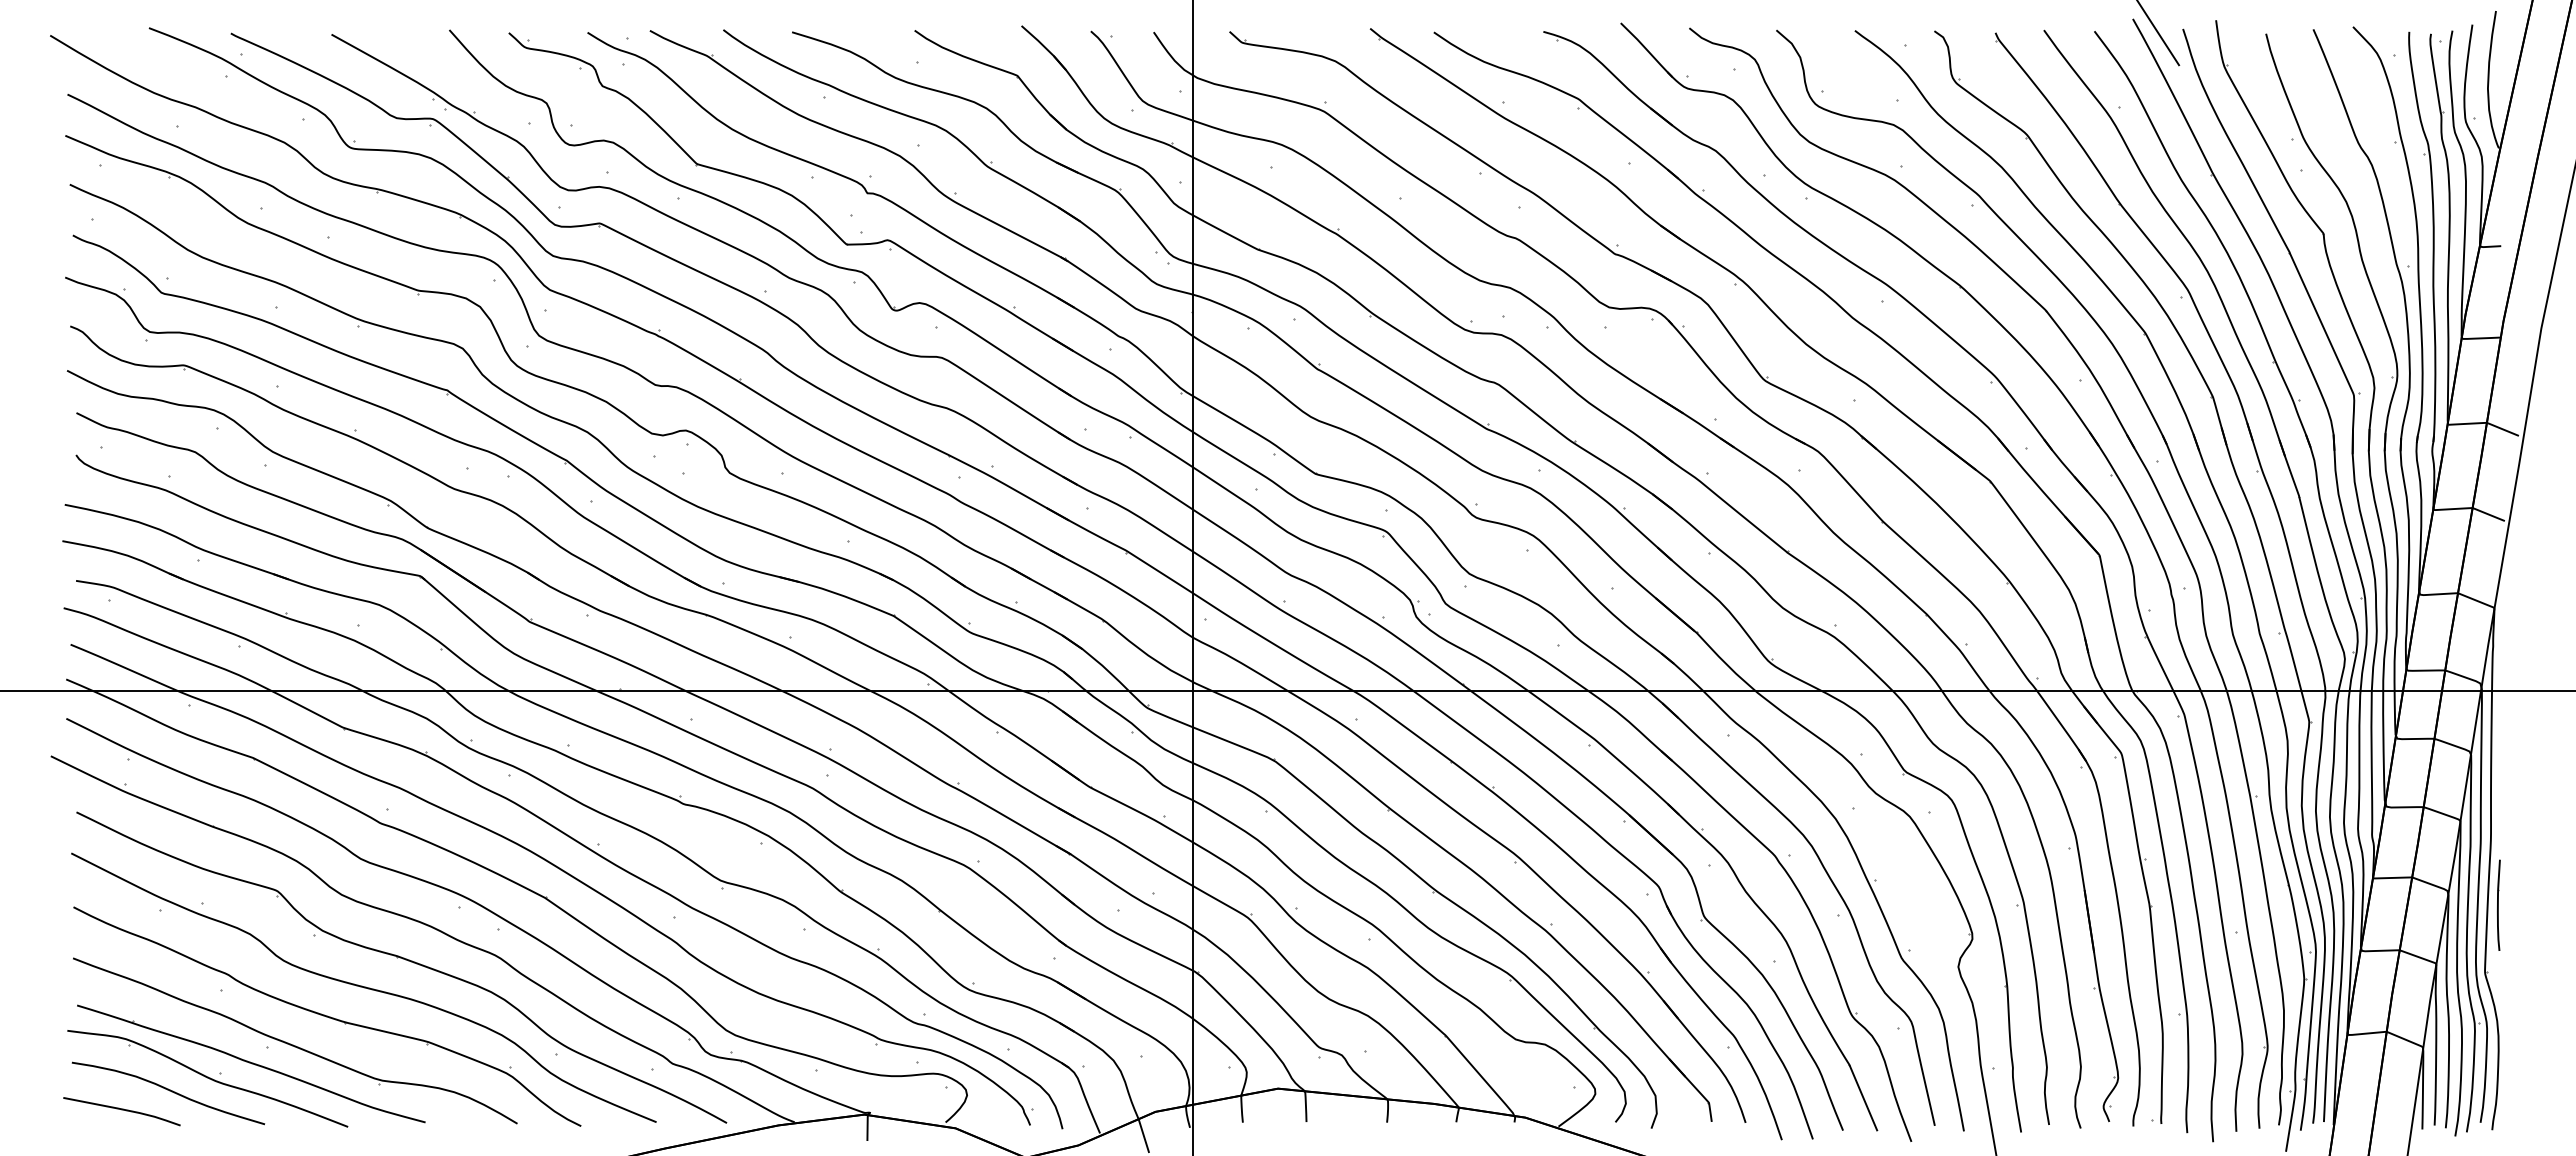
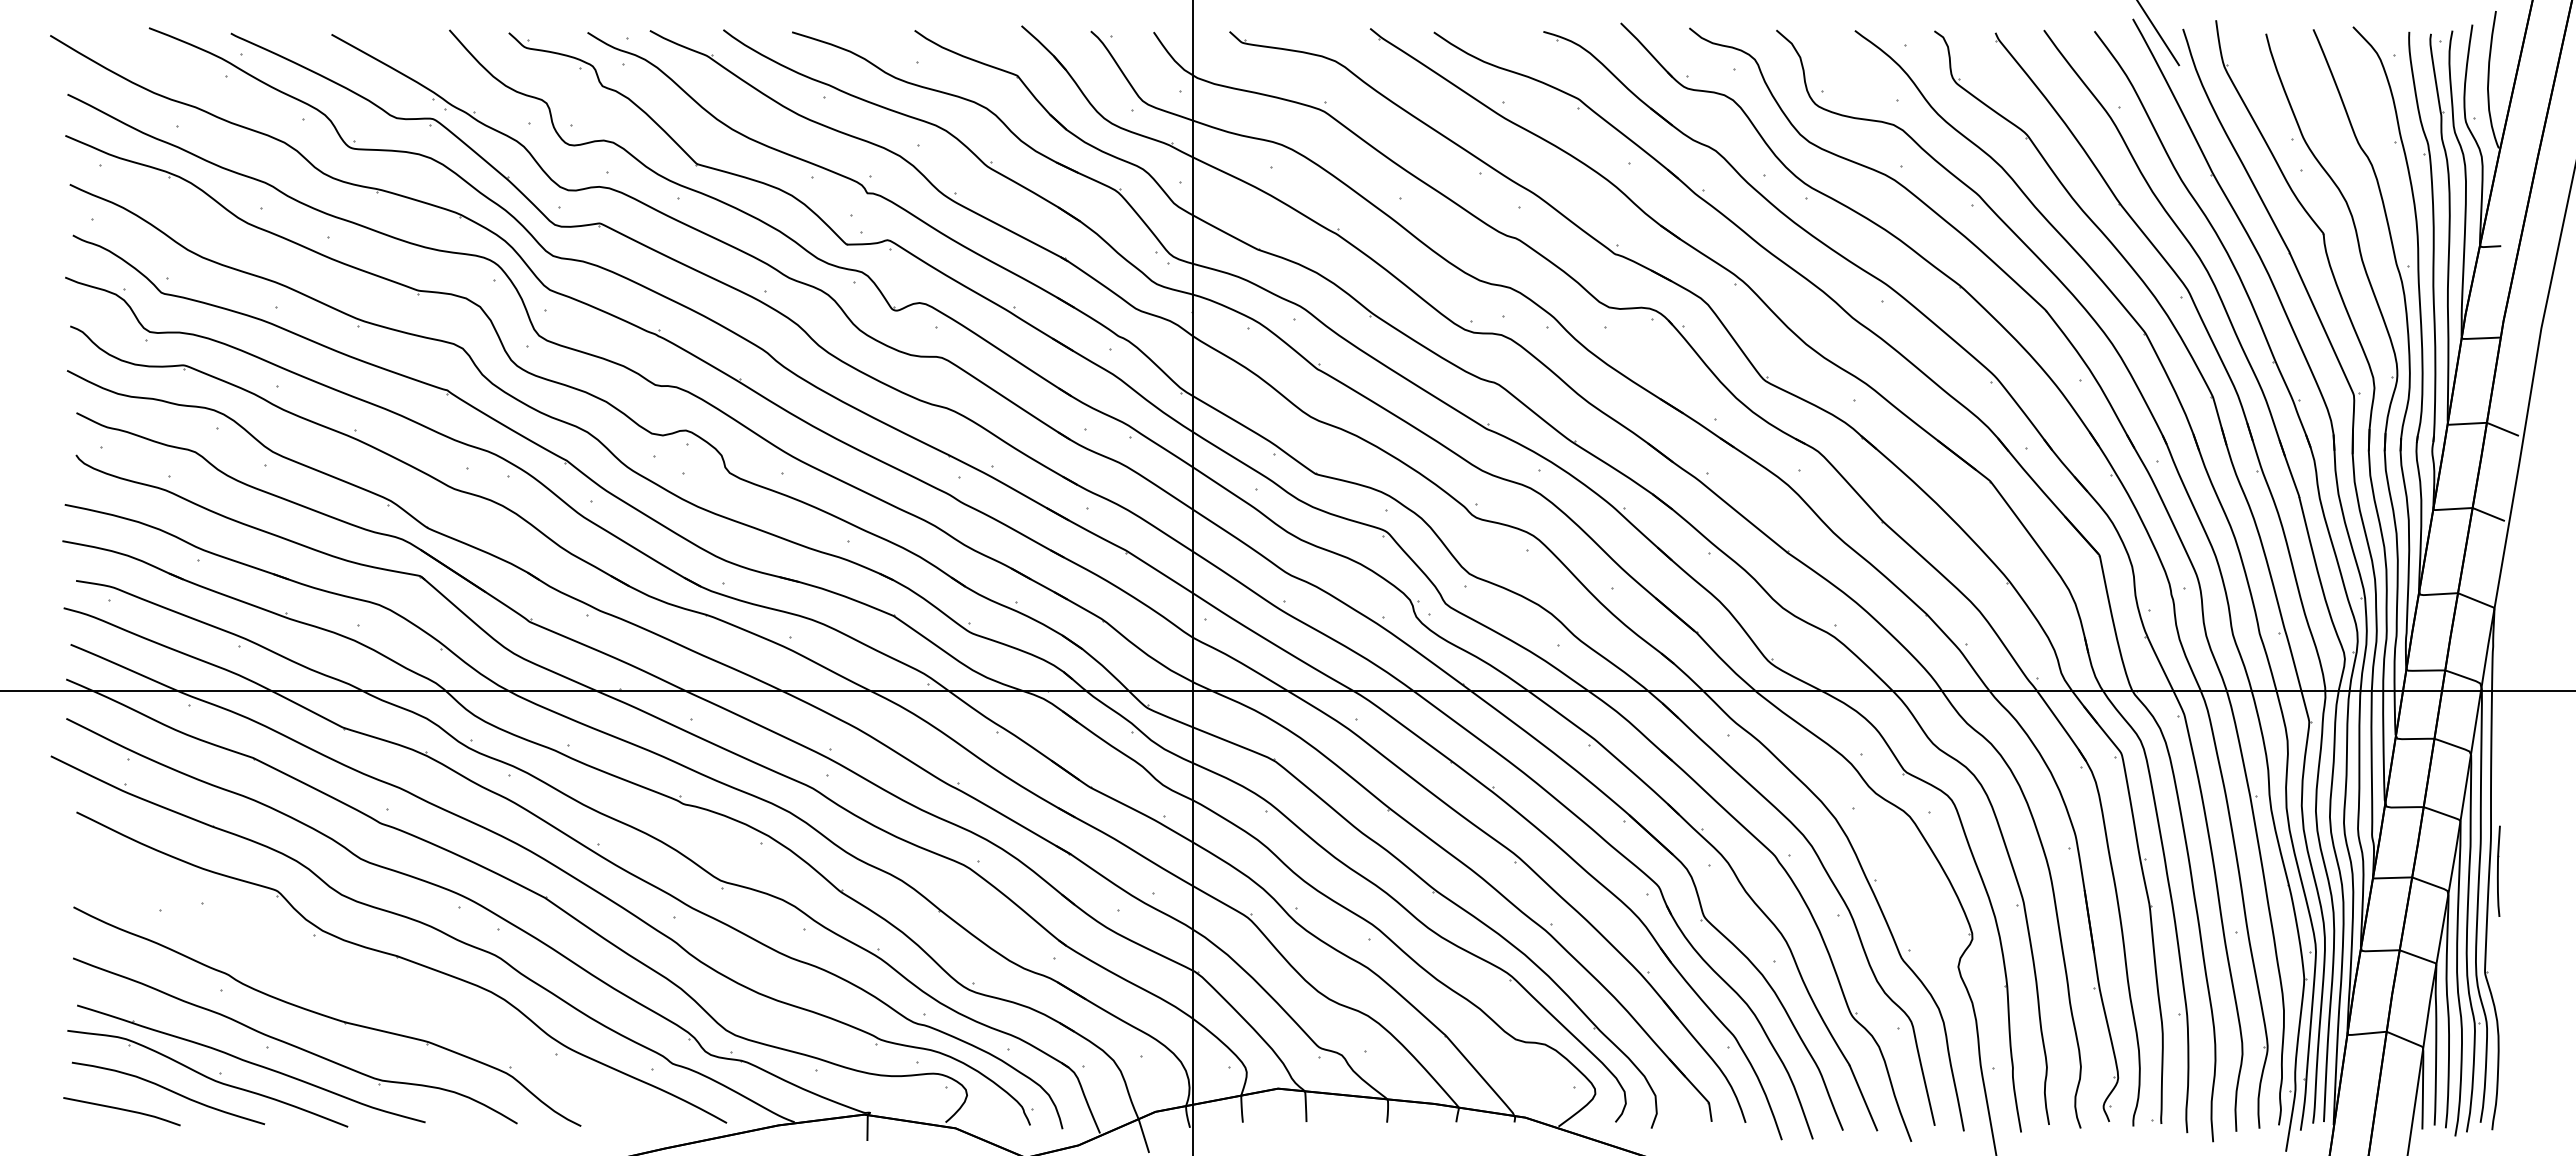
part position: (2498, 904) -> (2498, 870) (2498, 870)
curve: present -> none (363, 987)
